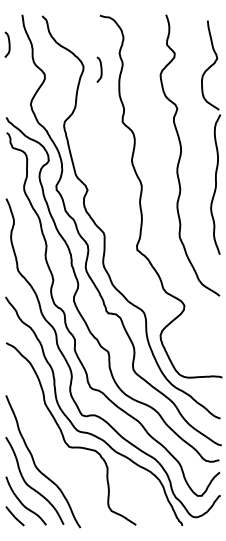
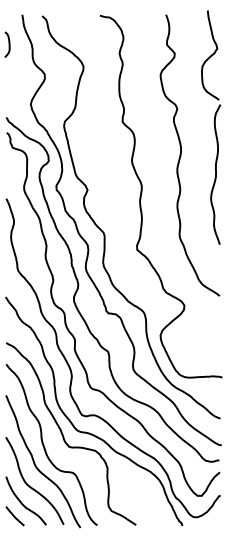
curve: present -> none (100, 69)
part position: (211, 137) -> (211, 127) (211, 127)
curve: none -> present (45, 447)
